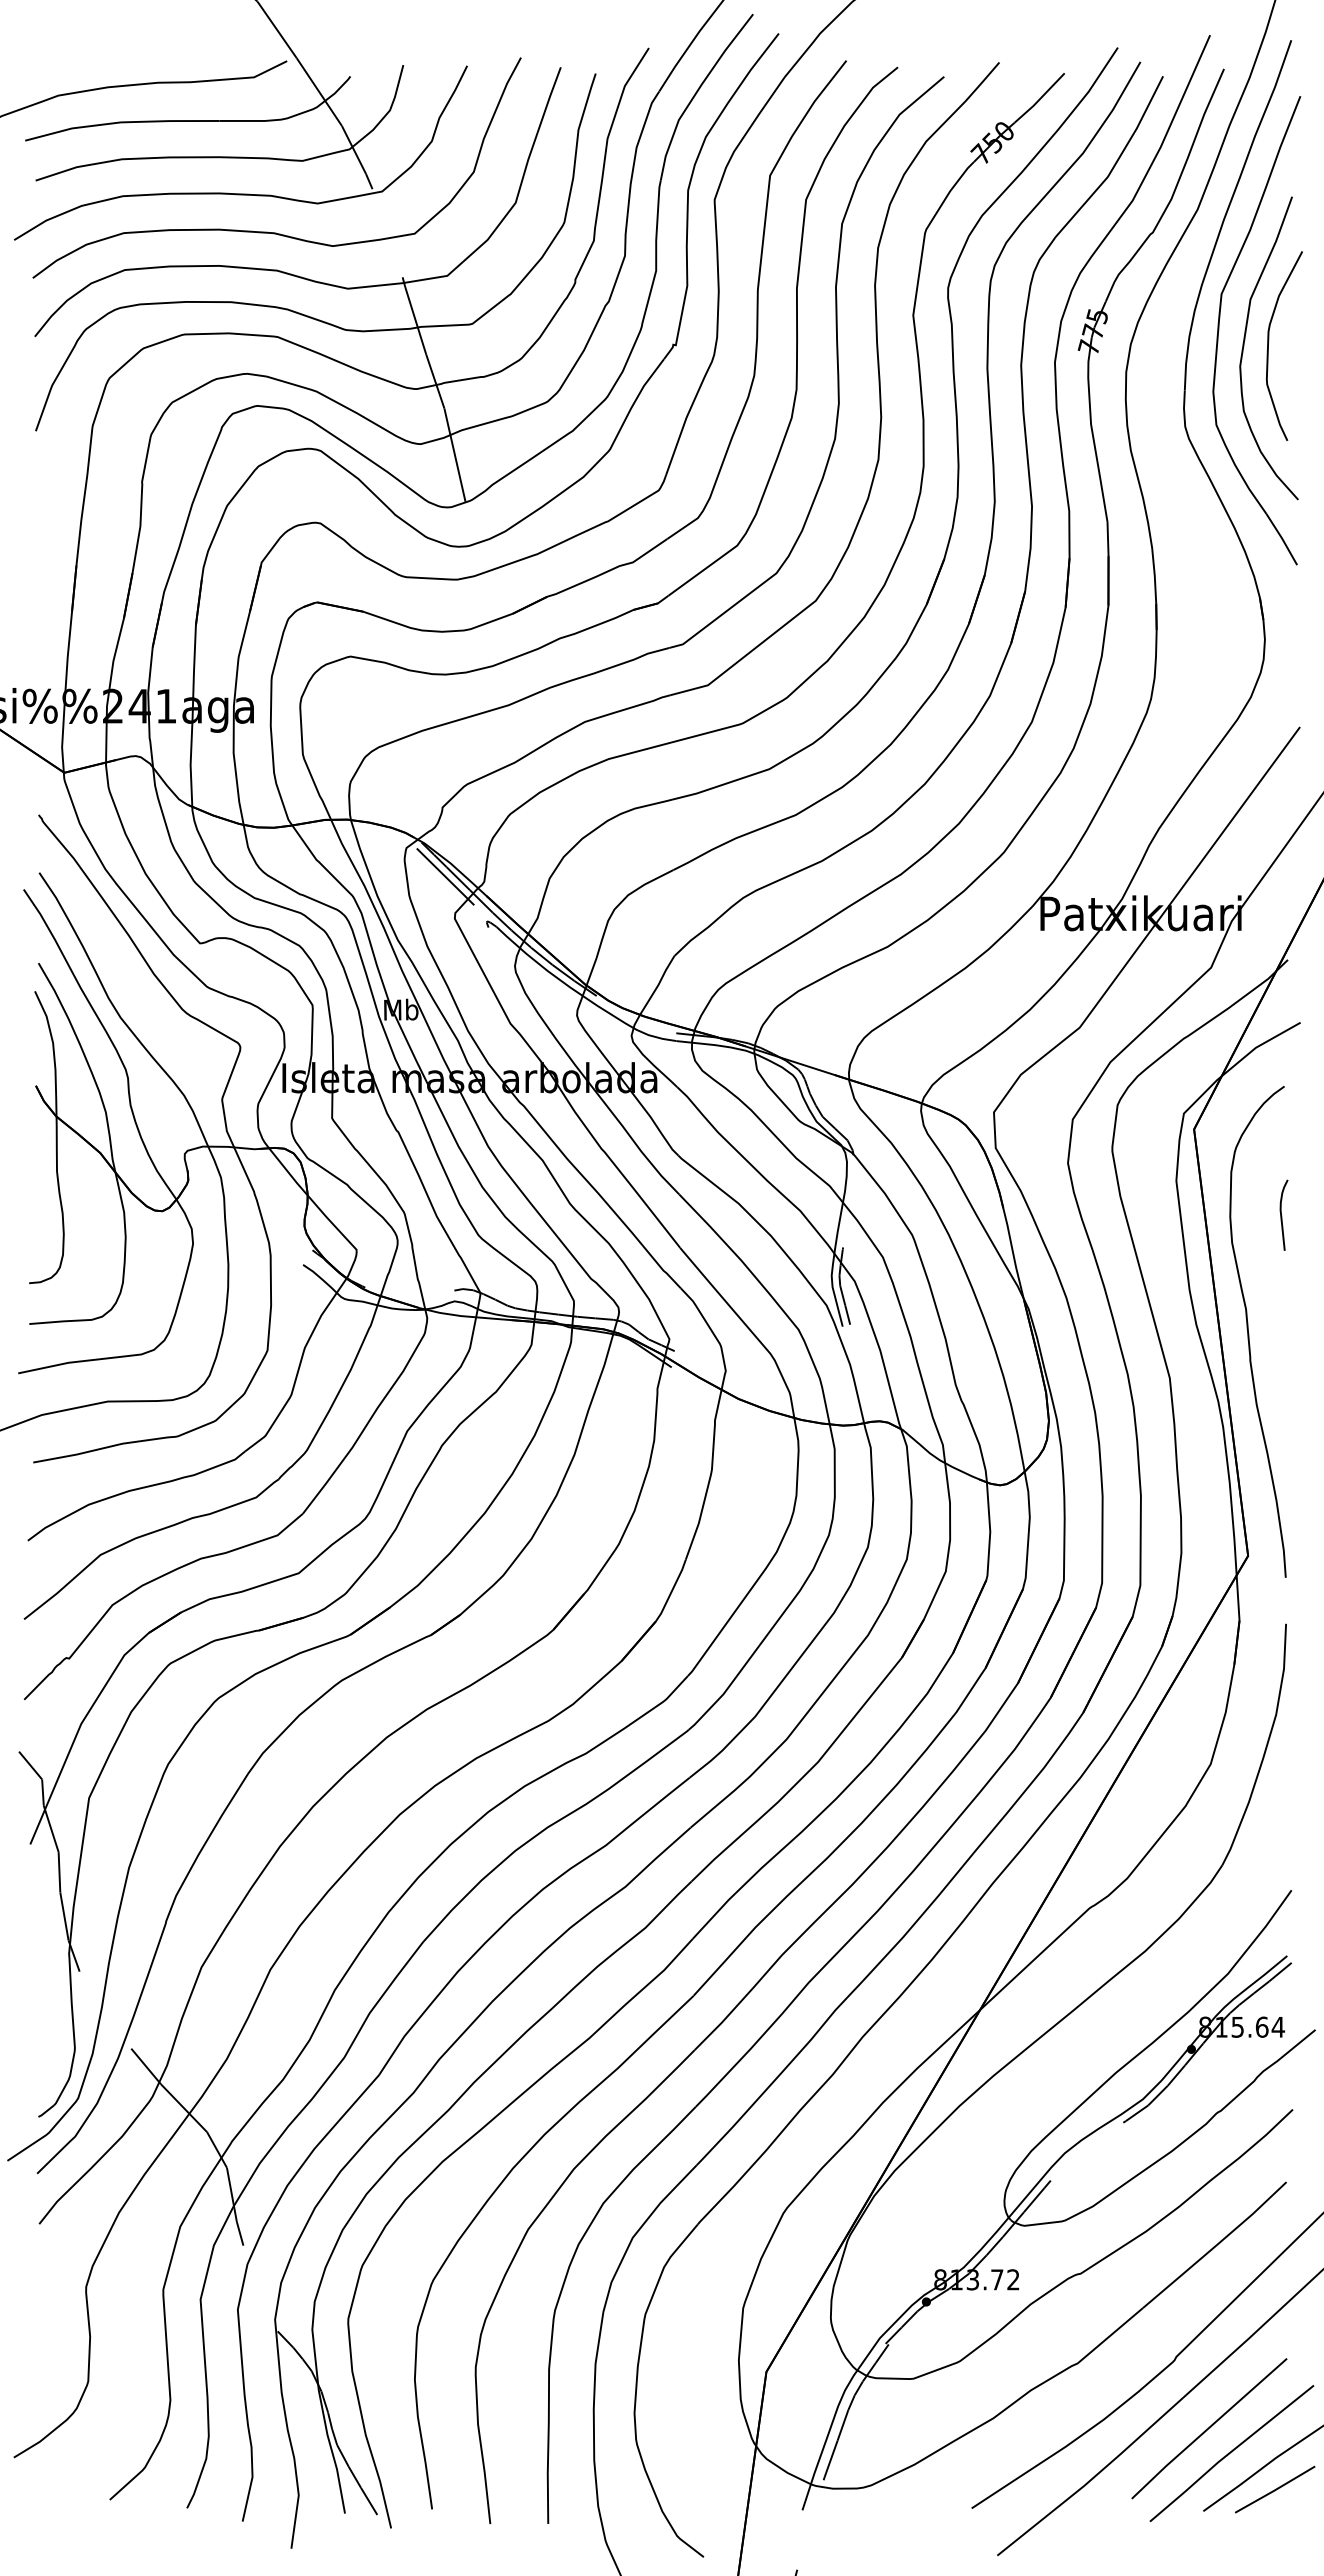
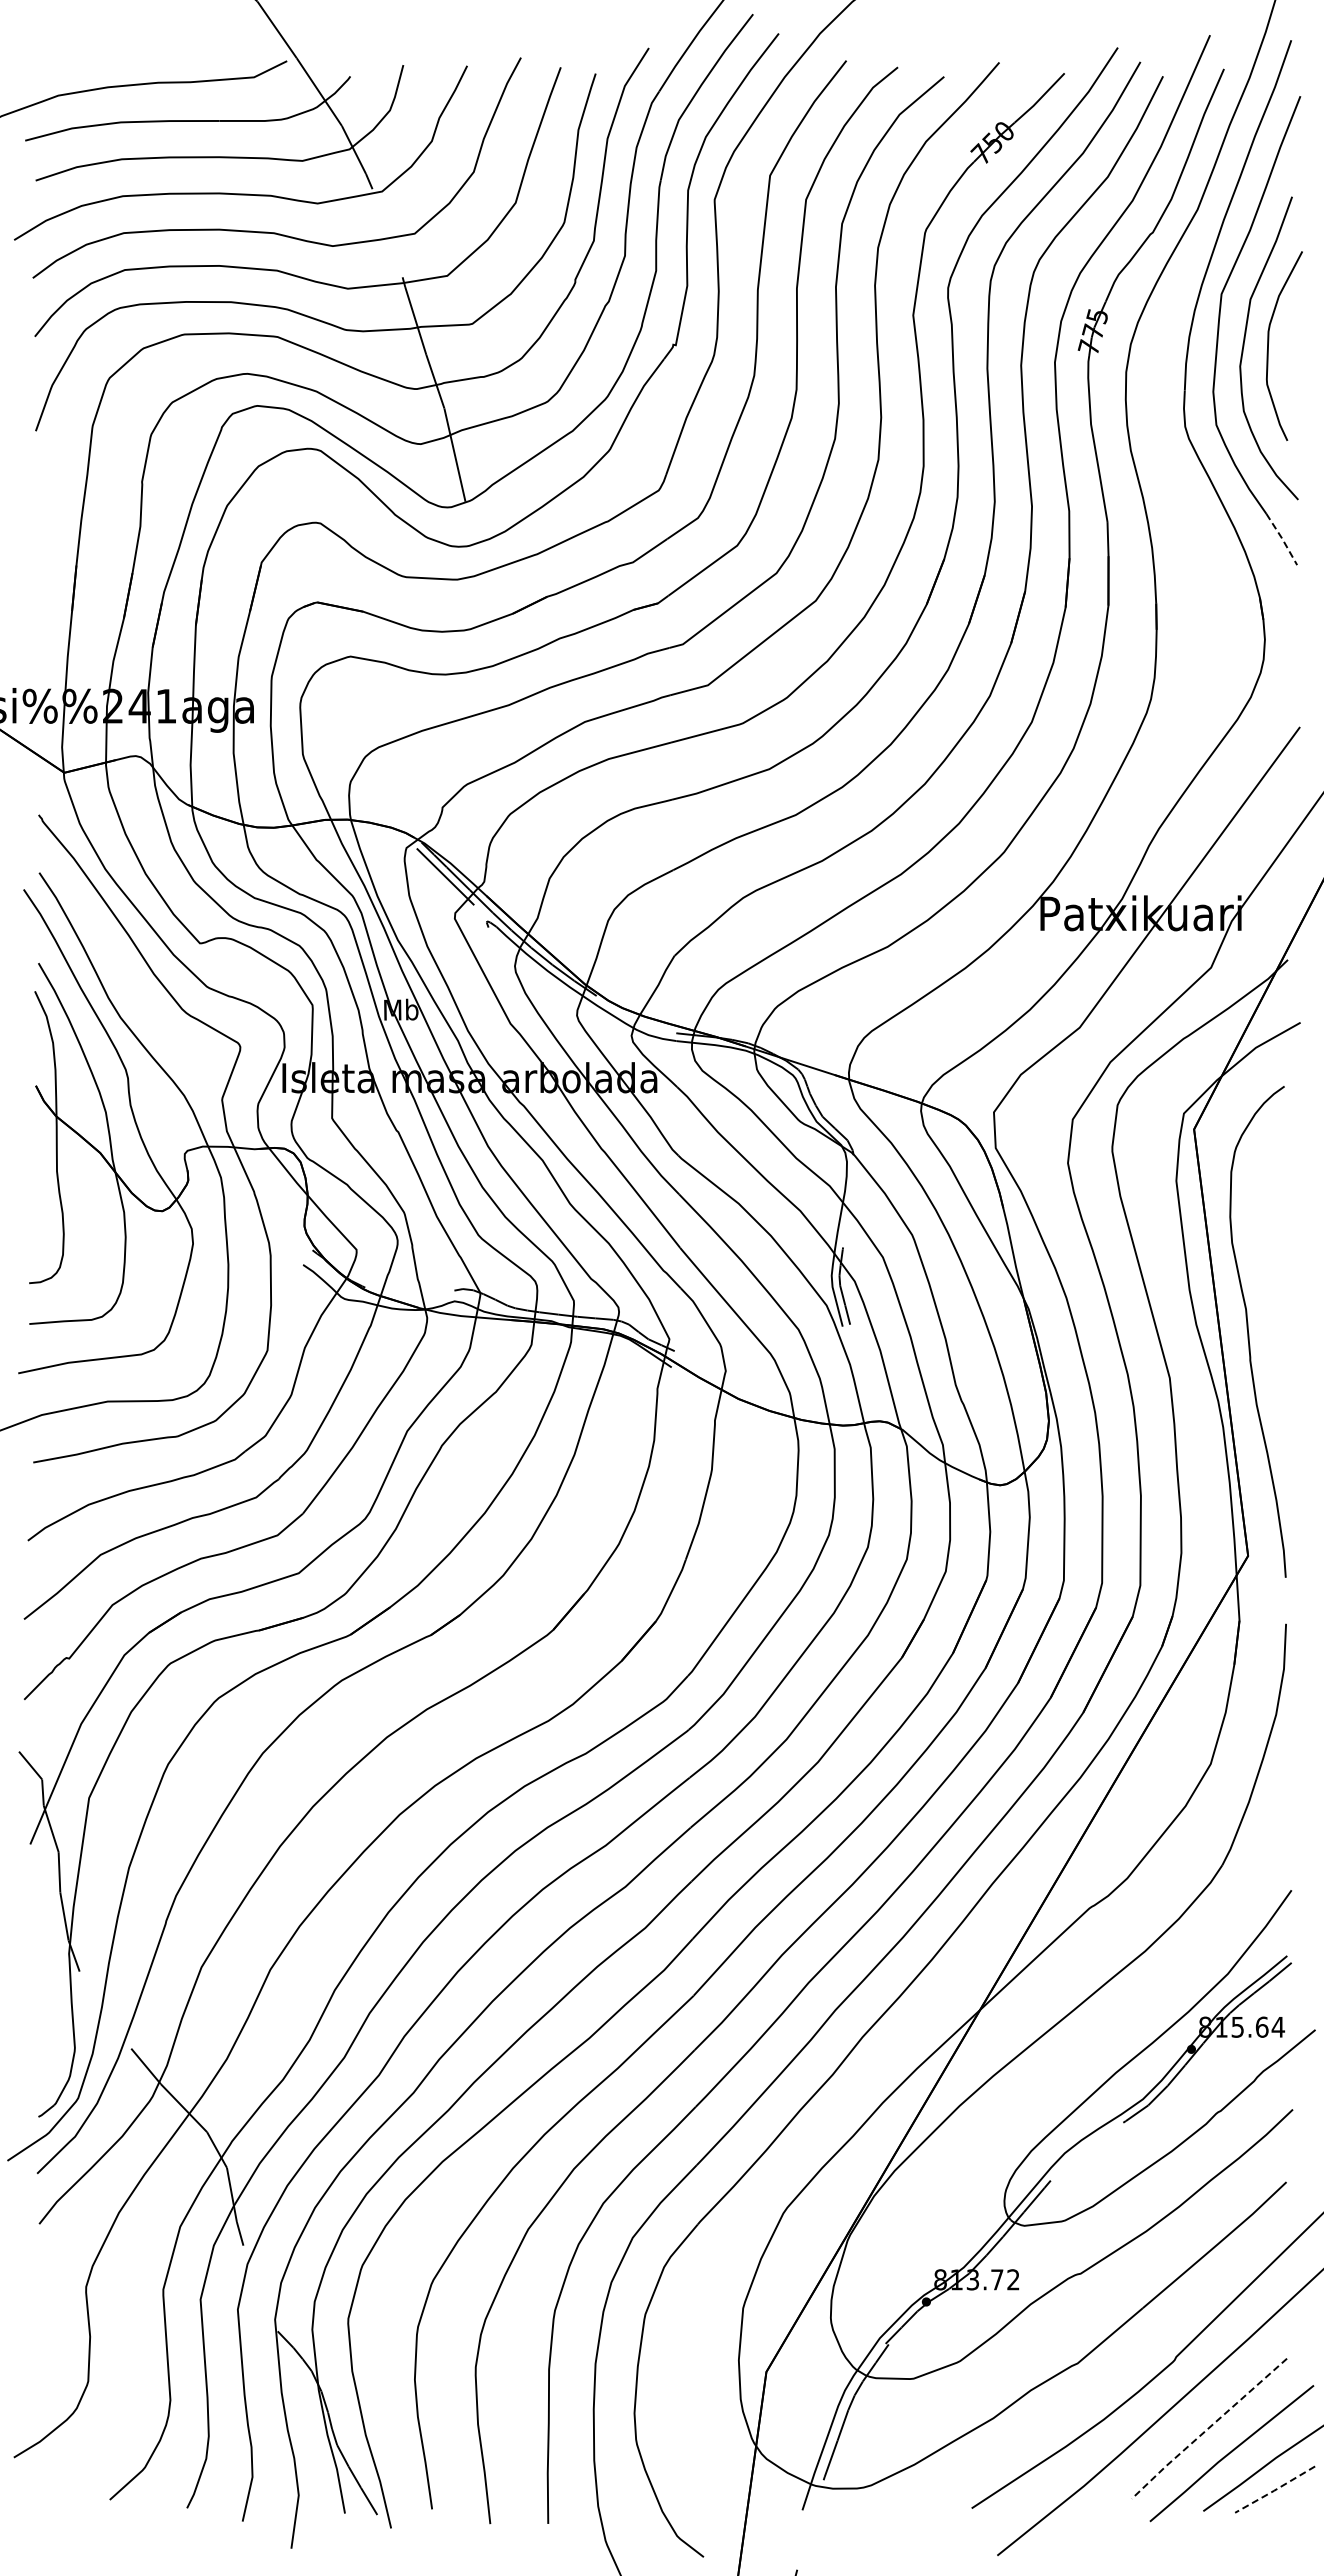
line: solid -> dashed (1282, 539)
curve: present -> none (1282, 1215)
line: solid -> dashed (1207, 2429)
line: solid -> dashed (1275, 2490)
